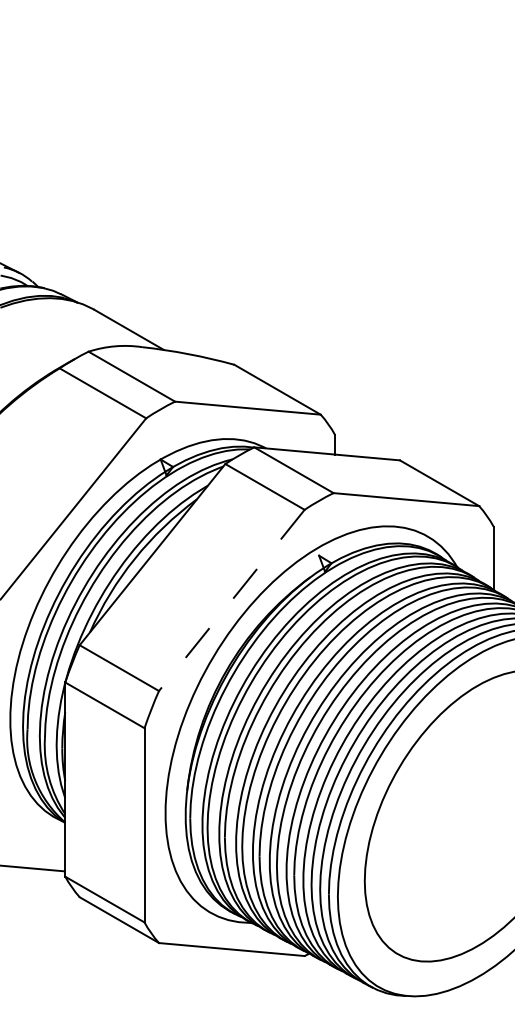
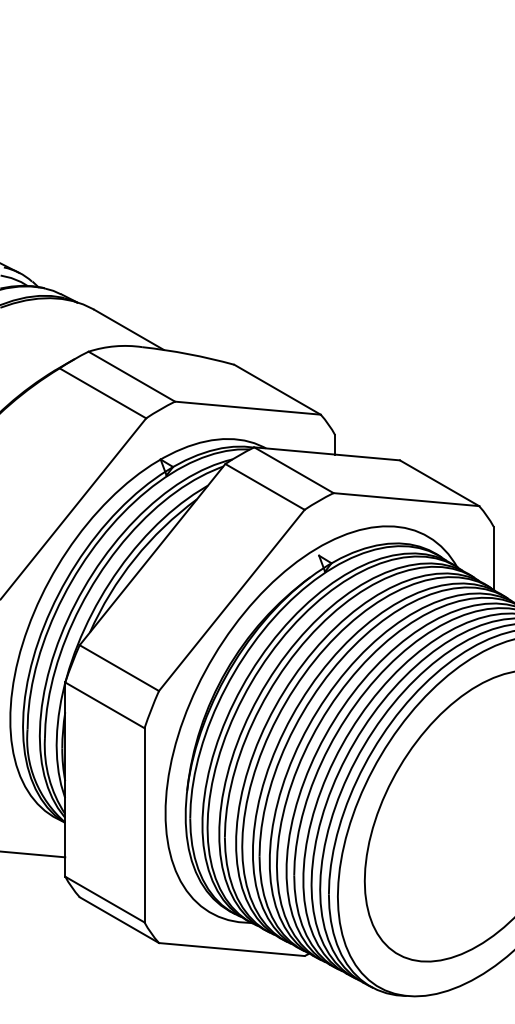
line: dashed -> solid (231, 600)
line position: (33, 868) -> (33, 854) (33, 854)
